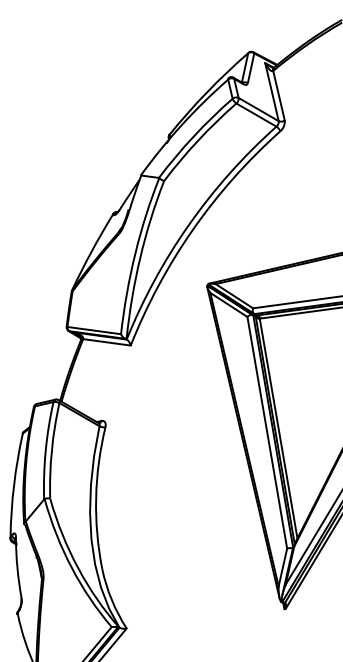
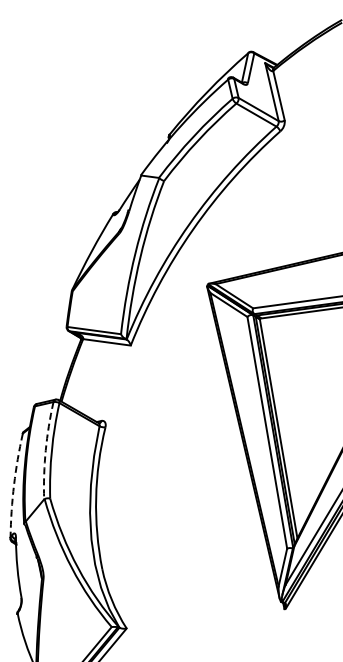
arc: solid -> dashed (45, 450)
arc: solid -> dashed (14, 485)
